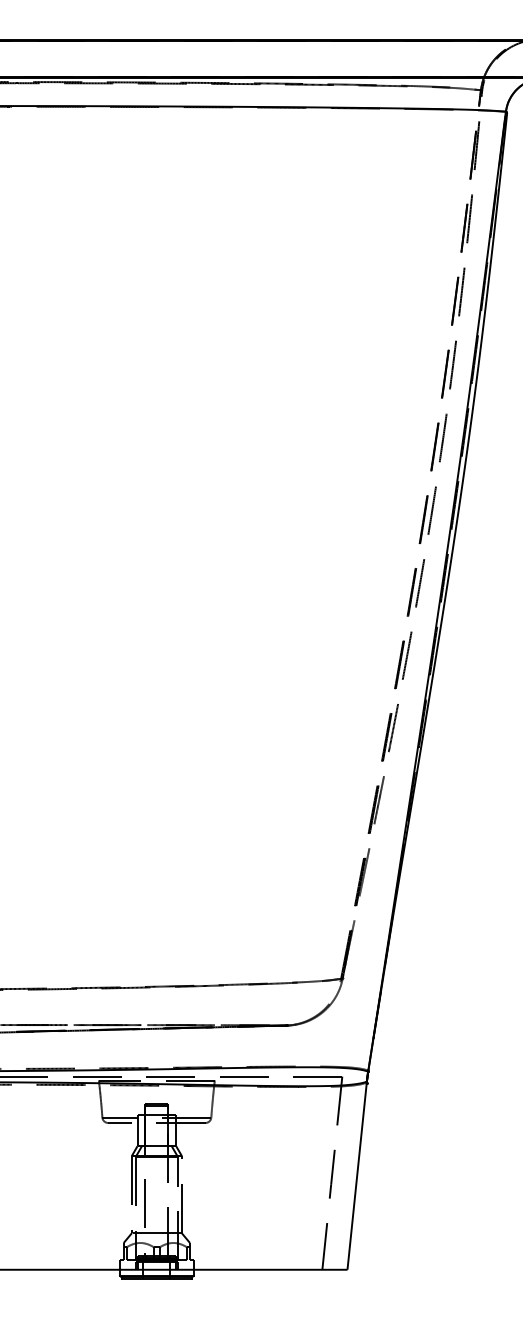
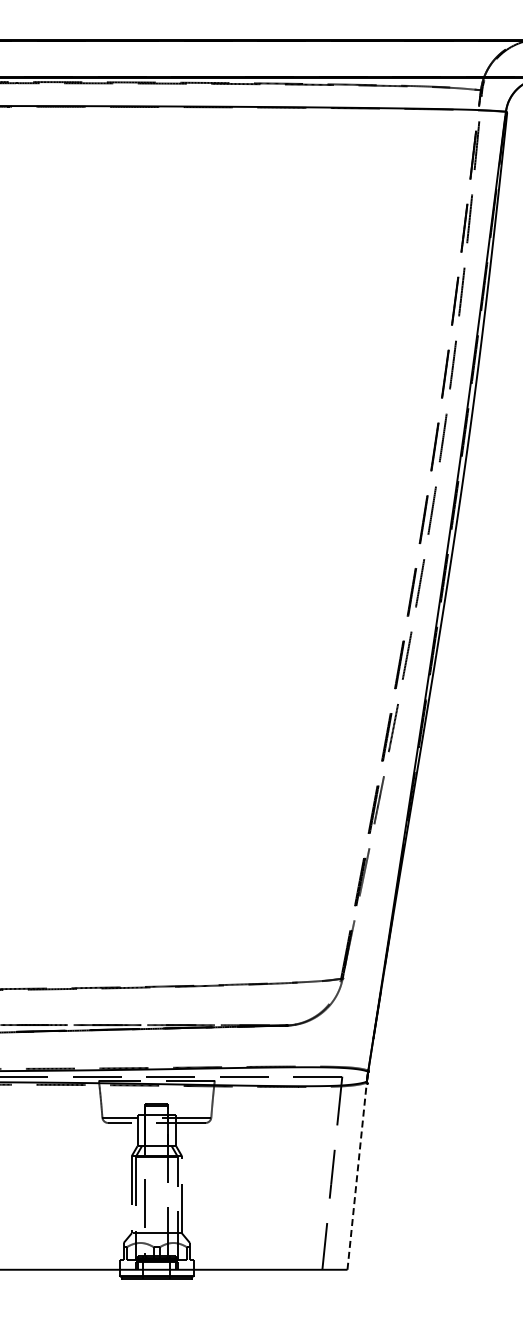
line: solid -> dashed (357, 1174)
